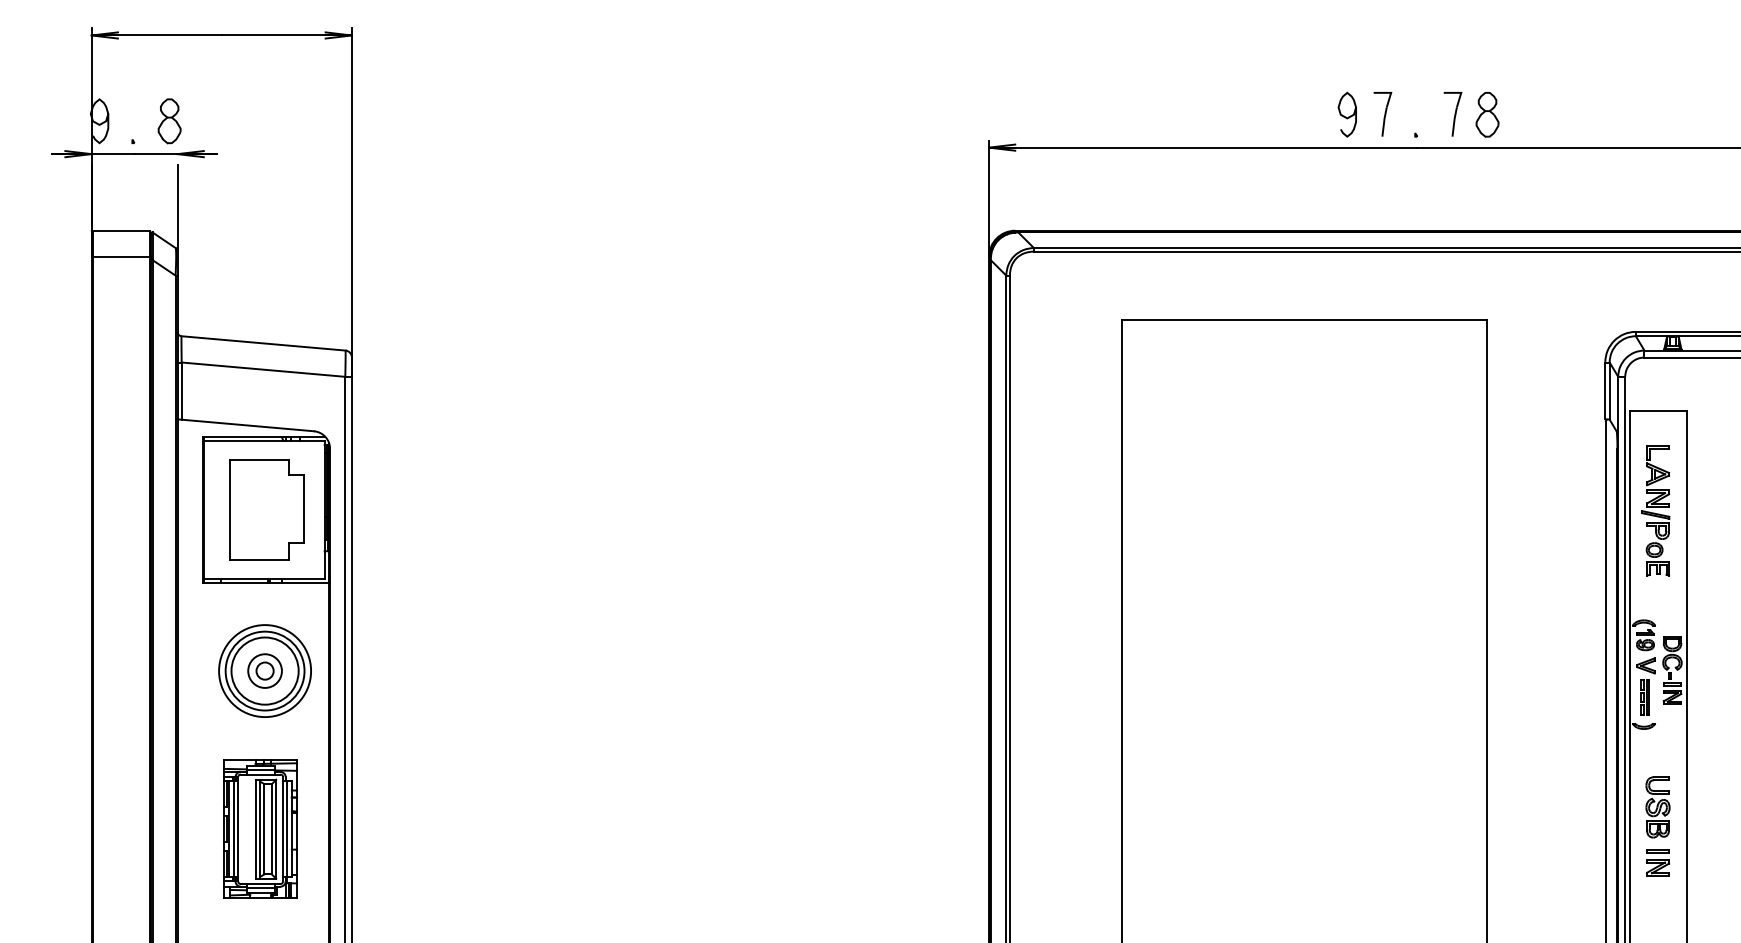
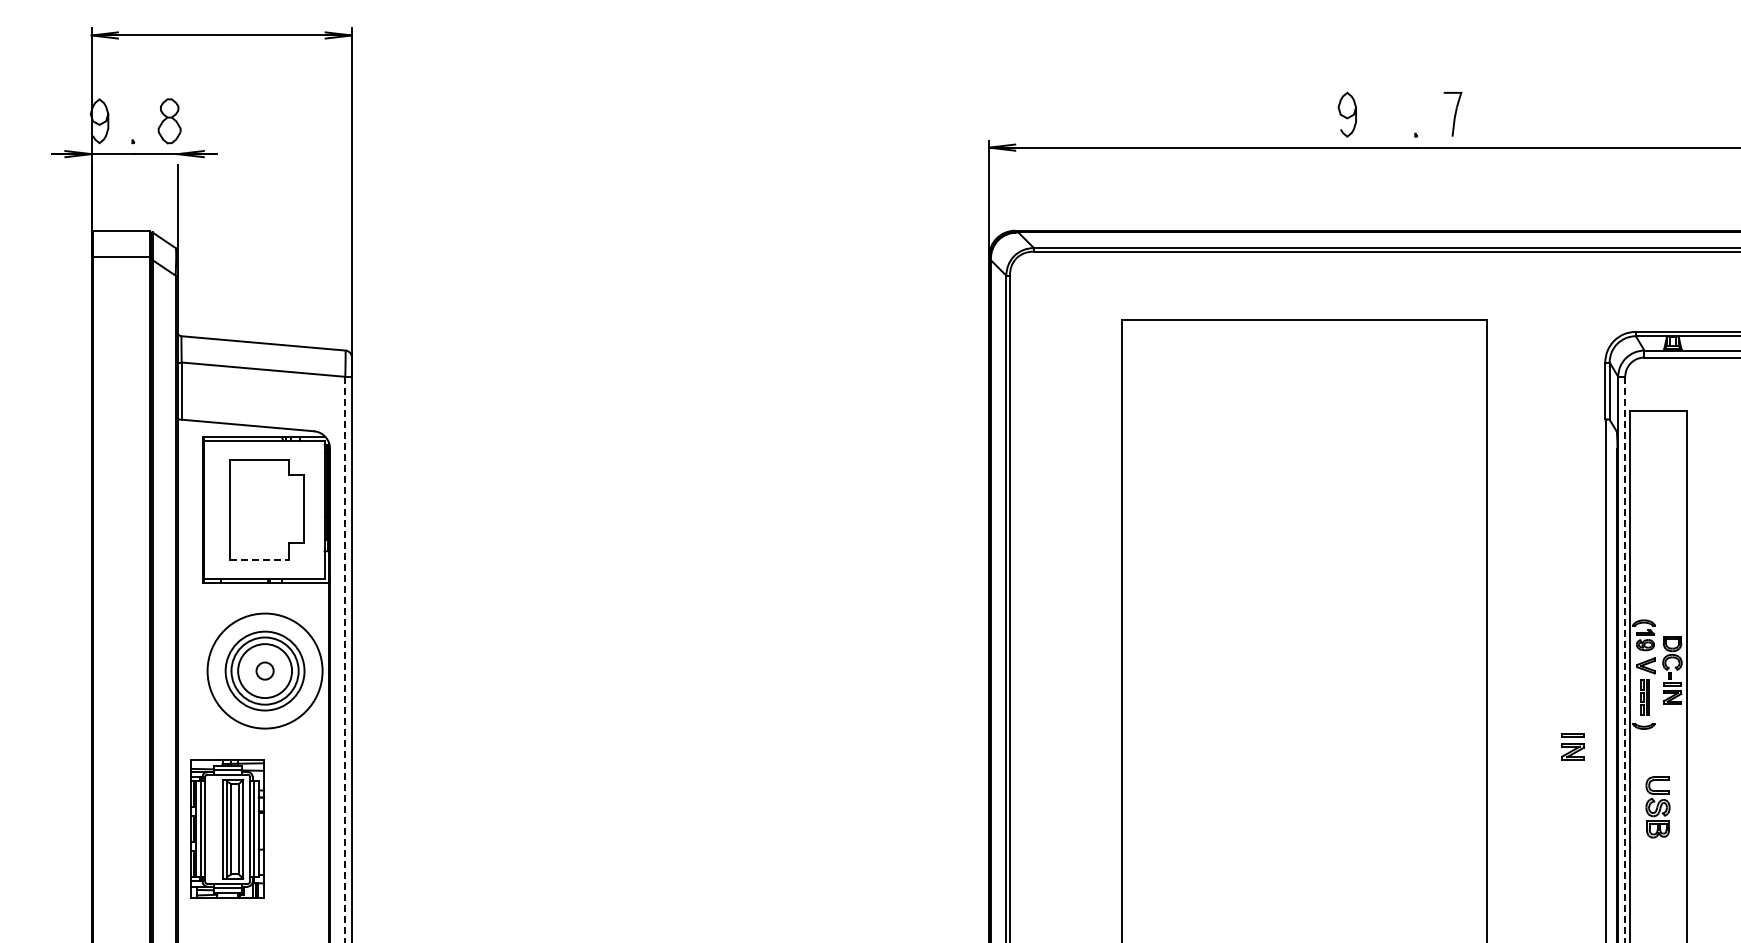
part: present -> none (1382, 114)
part: present -> none (1487, 114)
part: present -> none (1655, 510)
line: solid -> dashed (259, 560)
line: solid -> dashed (345, 659)
line: solid -> dashed (1625, 659)
circle diameter: 34 px -> 54 px (265, 671)
circle diameter: 92 px -> 115 px (264, 670)
part position: (260, 828) -> (227, 828) (227, 828)
part position: (1658, 862) -> (1573, 746) (1573, 746)
